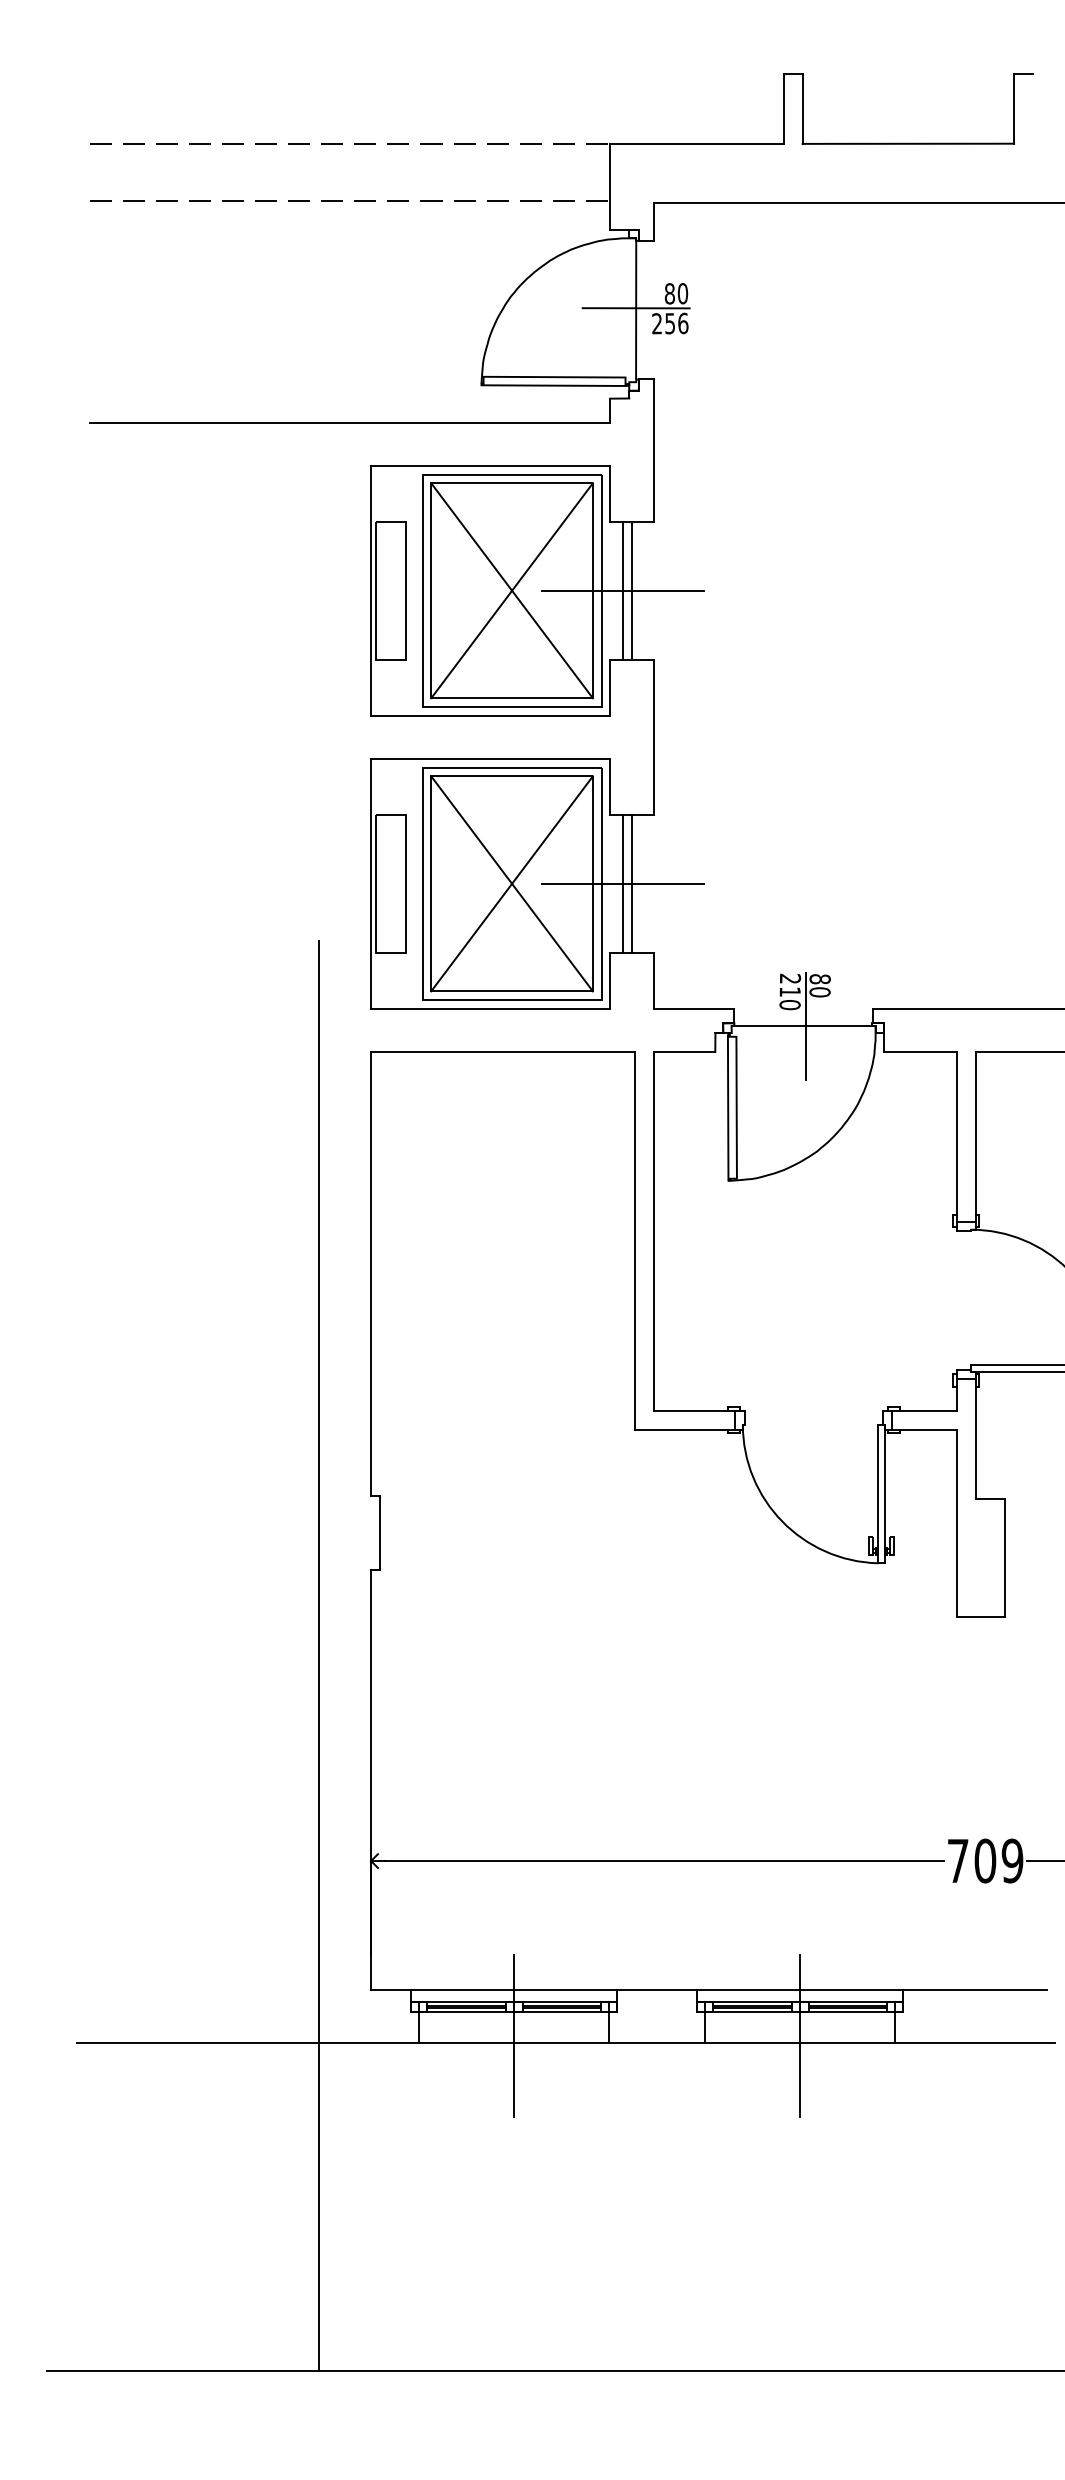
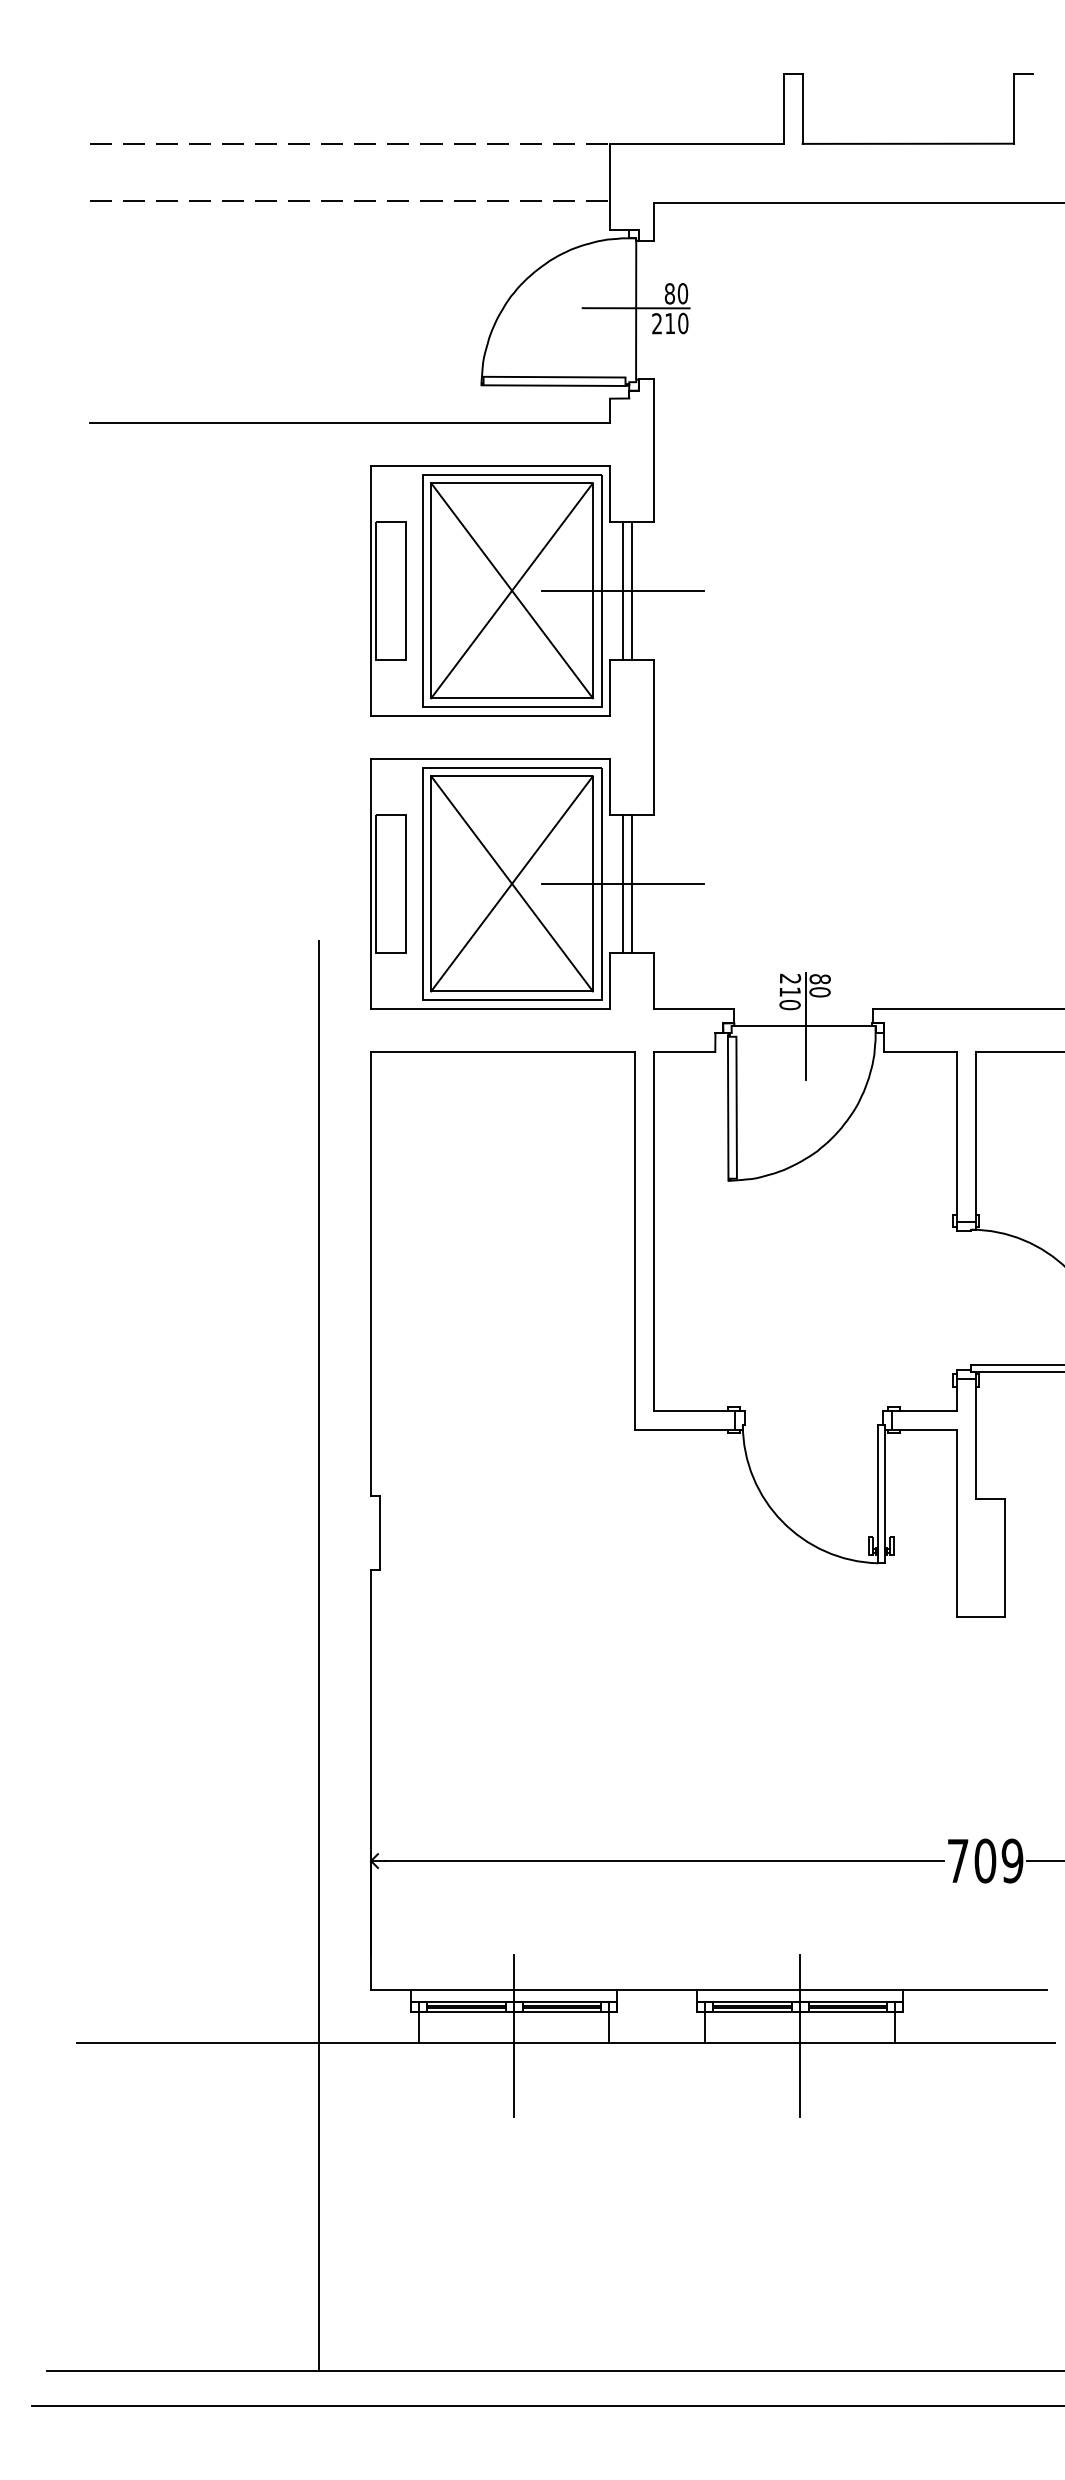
text: 256 -> 210 (676, 323)
line: none -> present (546, 2405)
